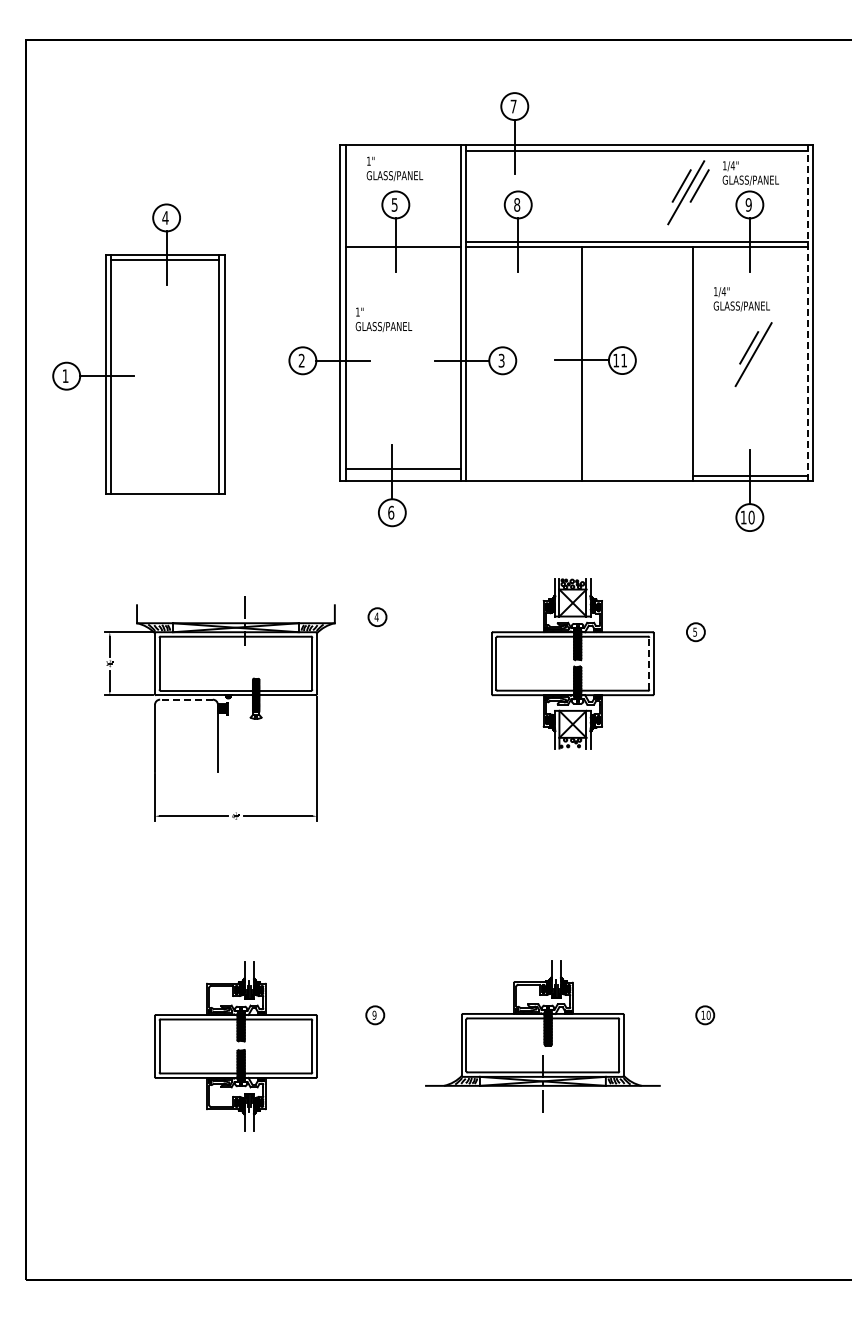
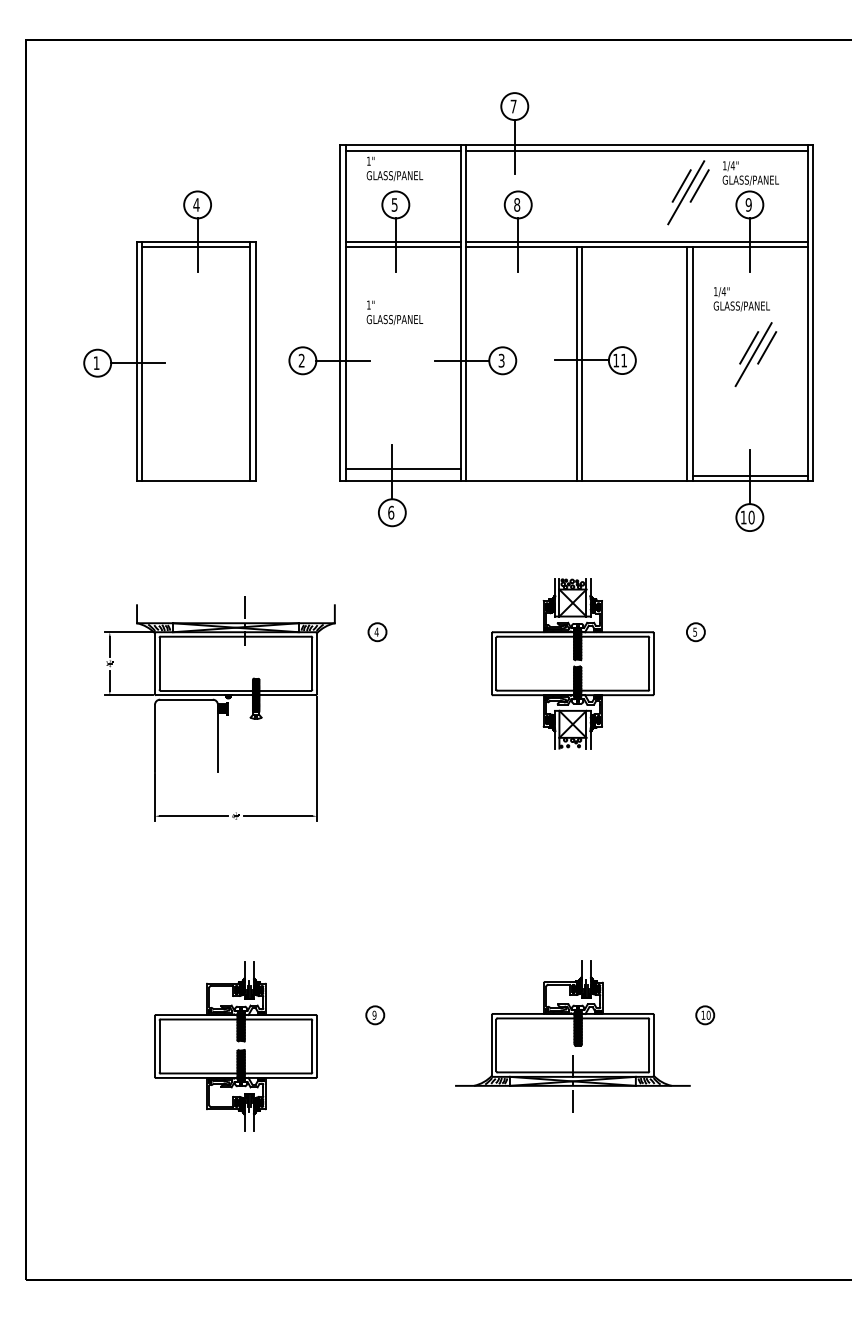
line: none -> present (402, 150)
line: none -> present (402, 242)
line: dashed -> solid (807, 313)
text position: (383, 319) -> (394, 312) (394, 312)
line: none -> present (767, 347)
part position: (138, 348) -> (169, 335) (169, 335)
line: none -> present (576, 364)
line: none -> present (687, 364)
part position: (377, 617) -> (377, 632) (377, 632)
line: dashed -> solid (649, 663)
line: dashed -> solid (185, 699)
part position: (542, 1036) -> (572, 1036) (572, 1036)
